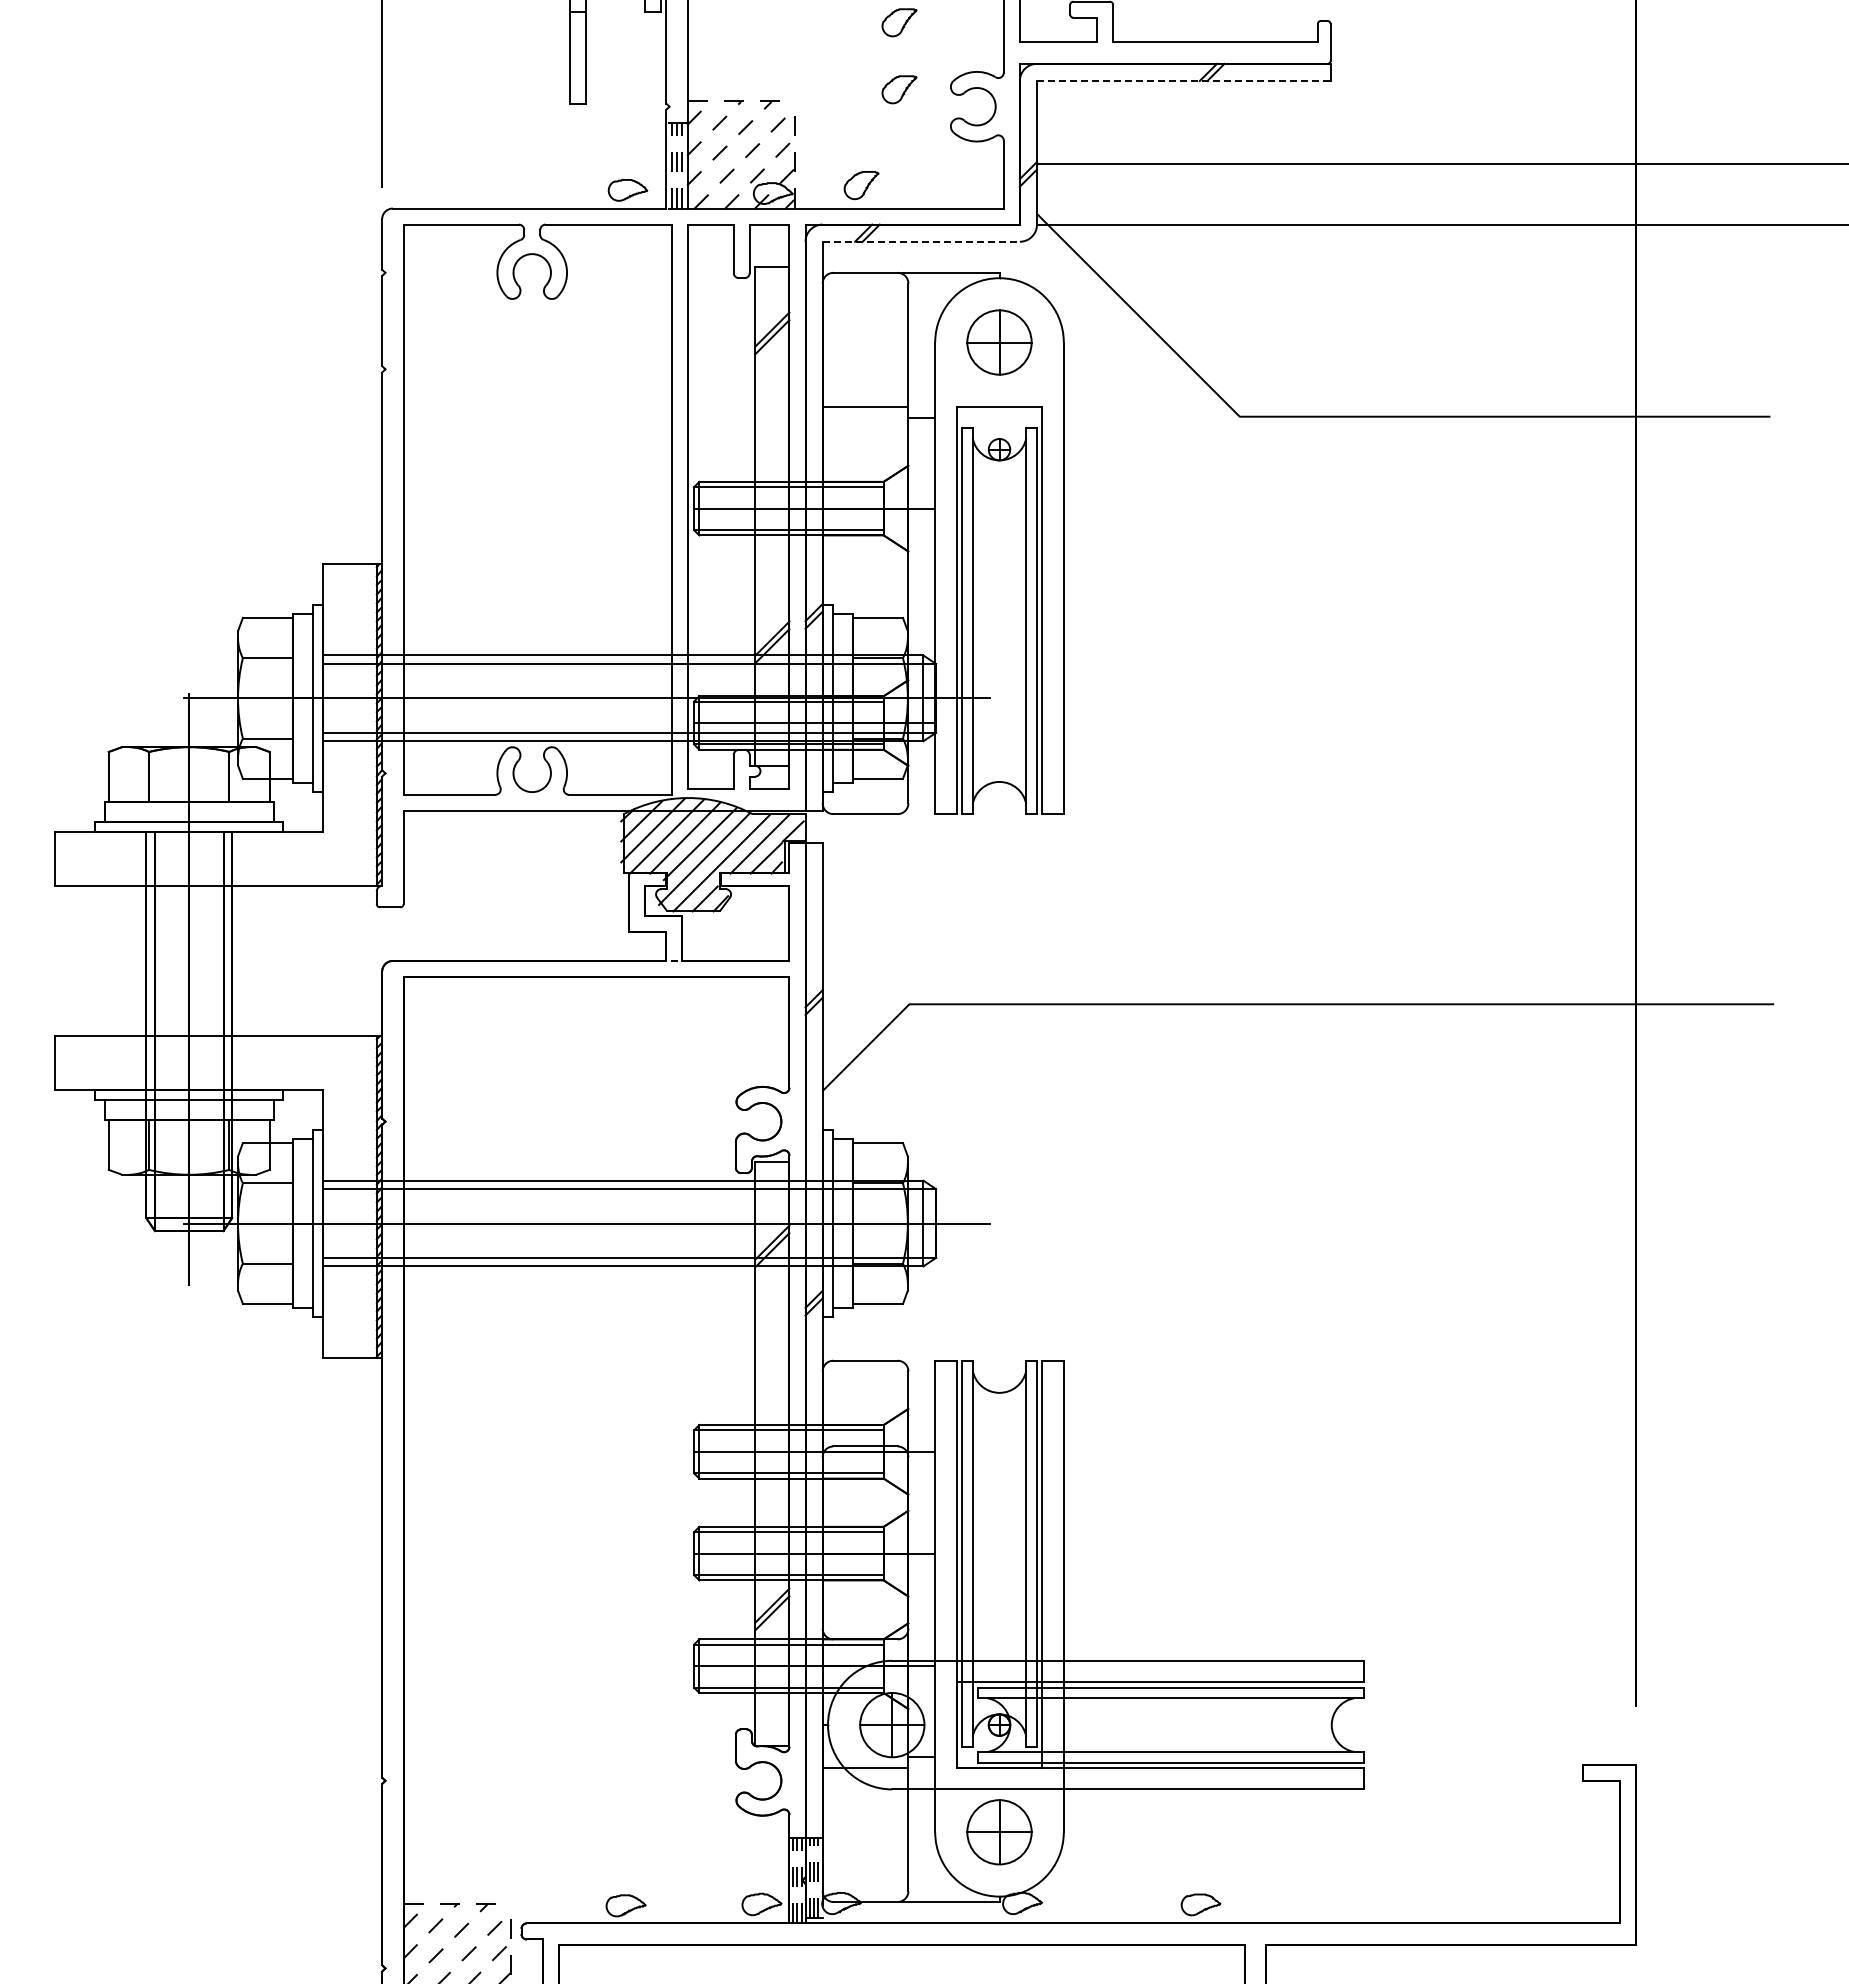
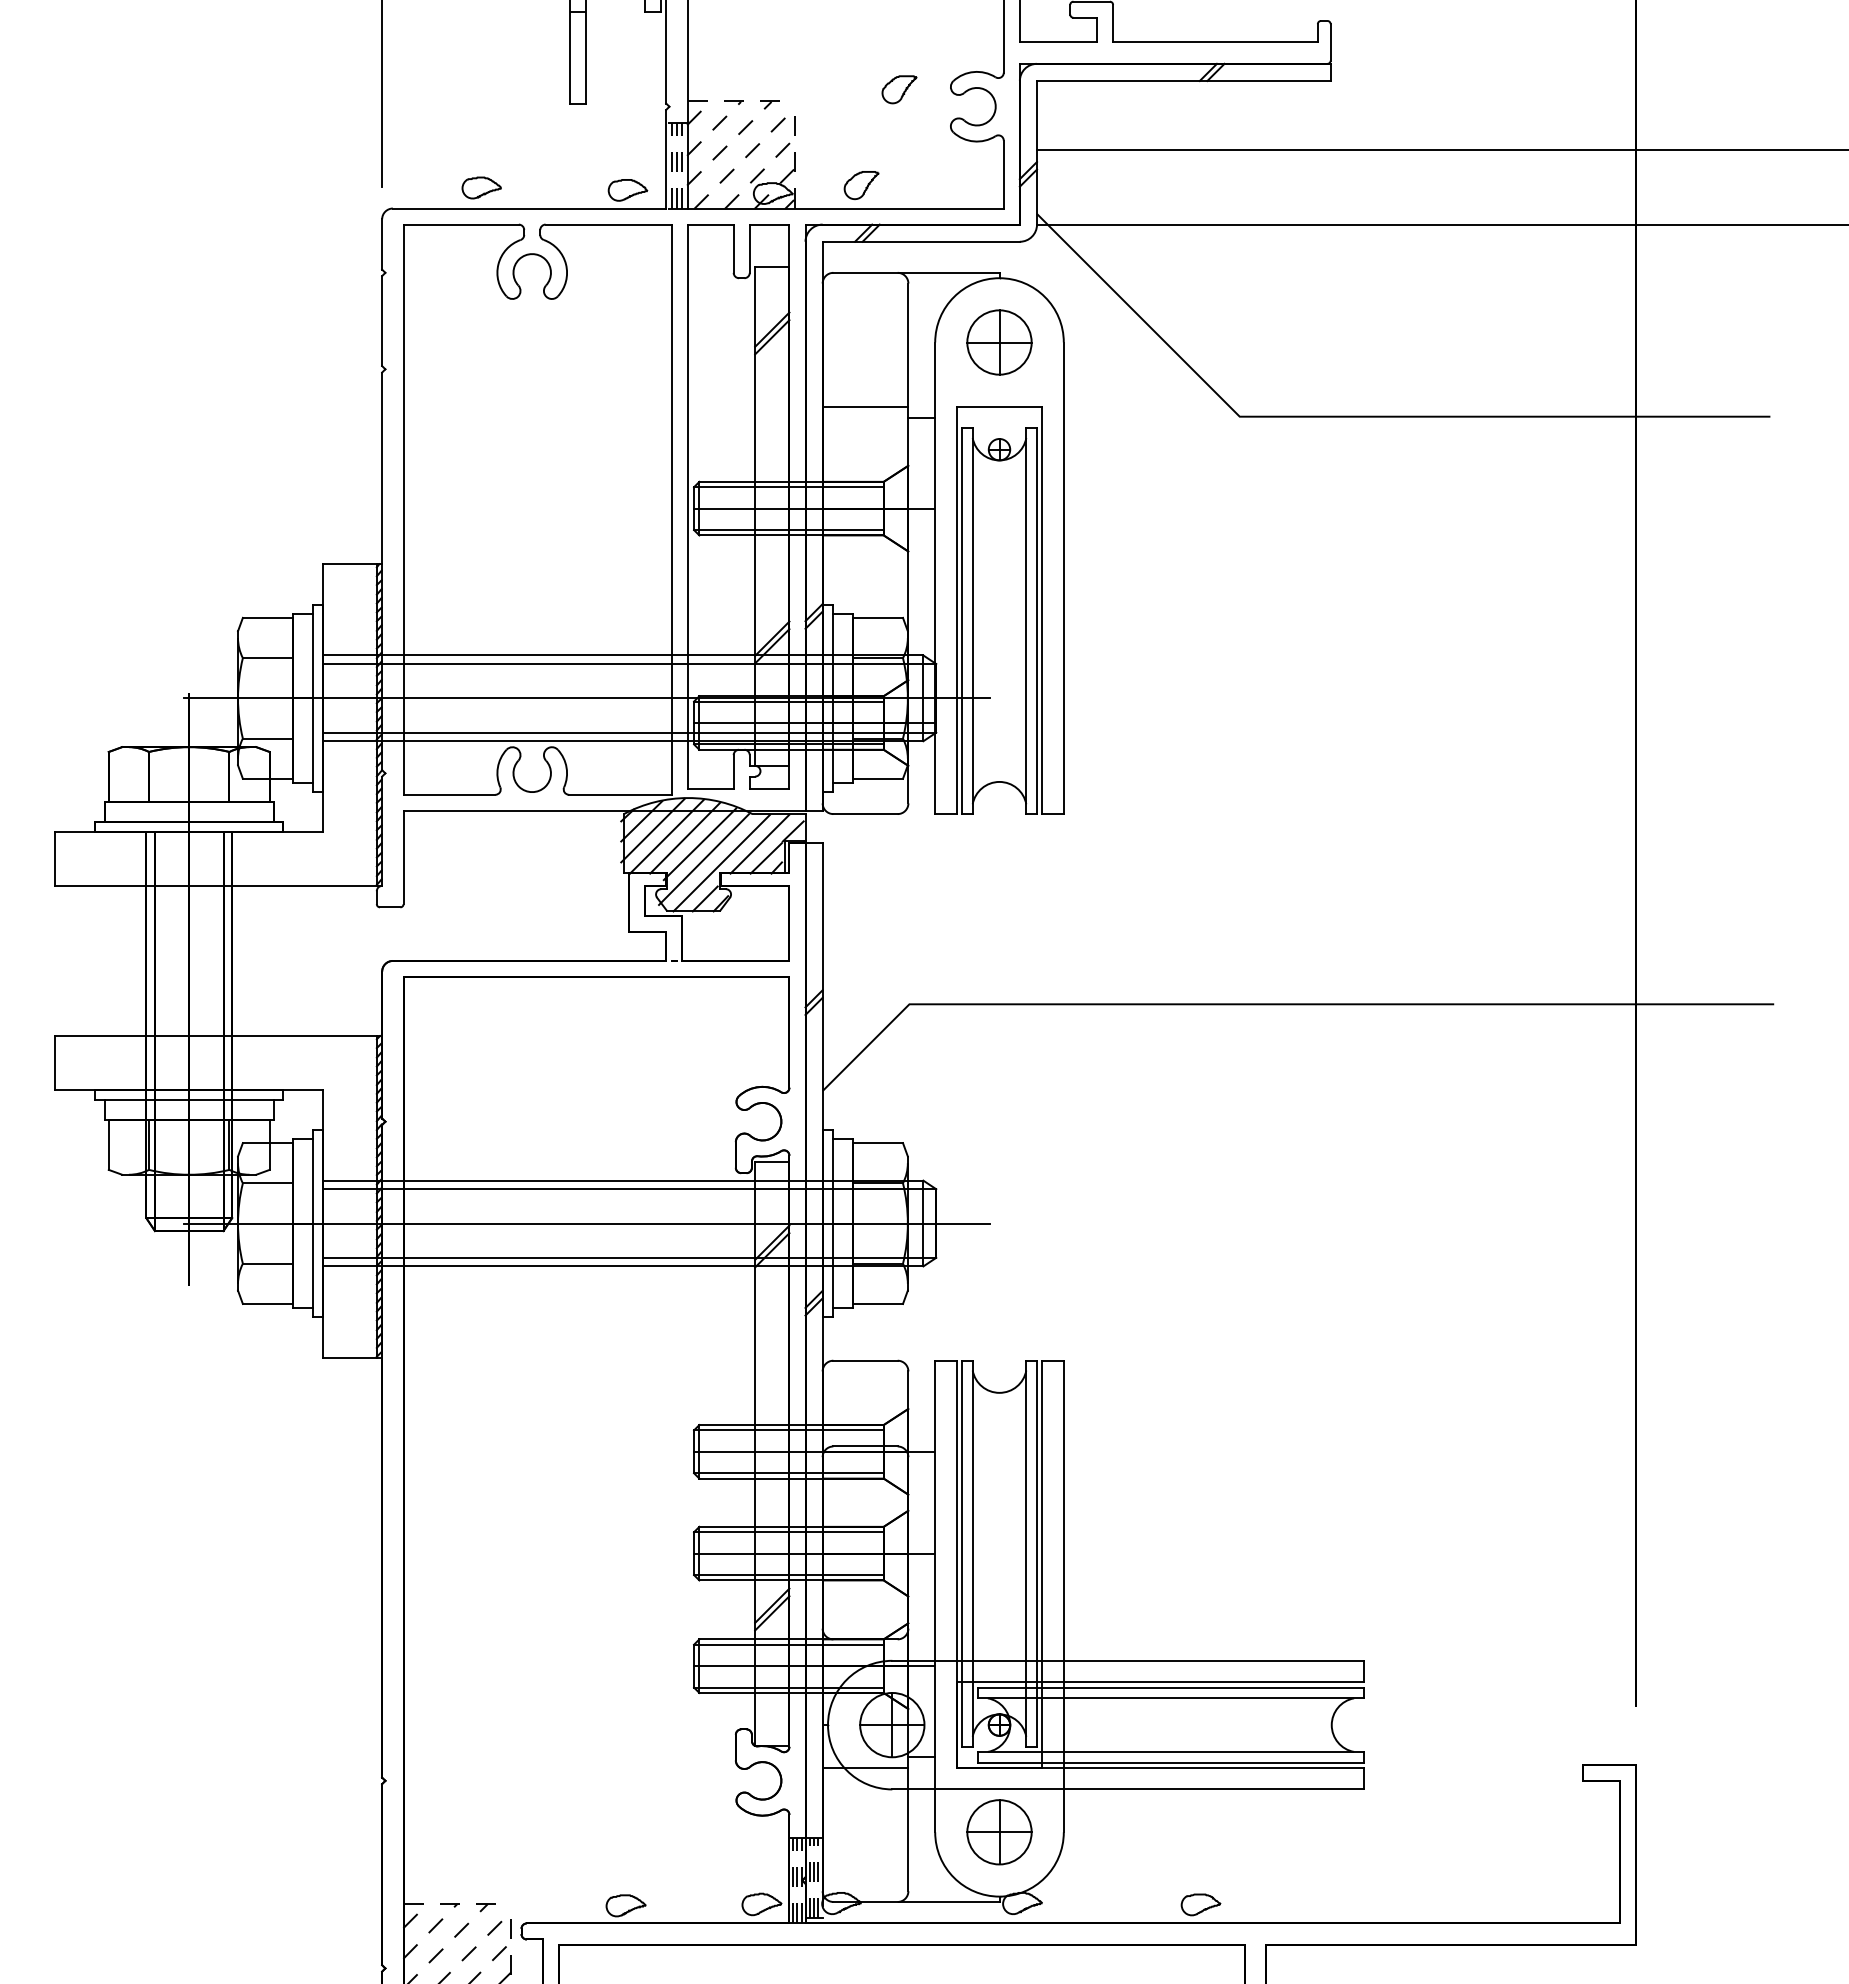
part: present -> none (899, 22)
line: dashed -> solid (1183, 81)
line position: (1441, 163) -> (1441, 149) (1441, 149)
part: none -> present (481, 187)
line: dashed -> solid (921, 241)
